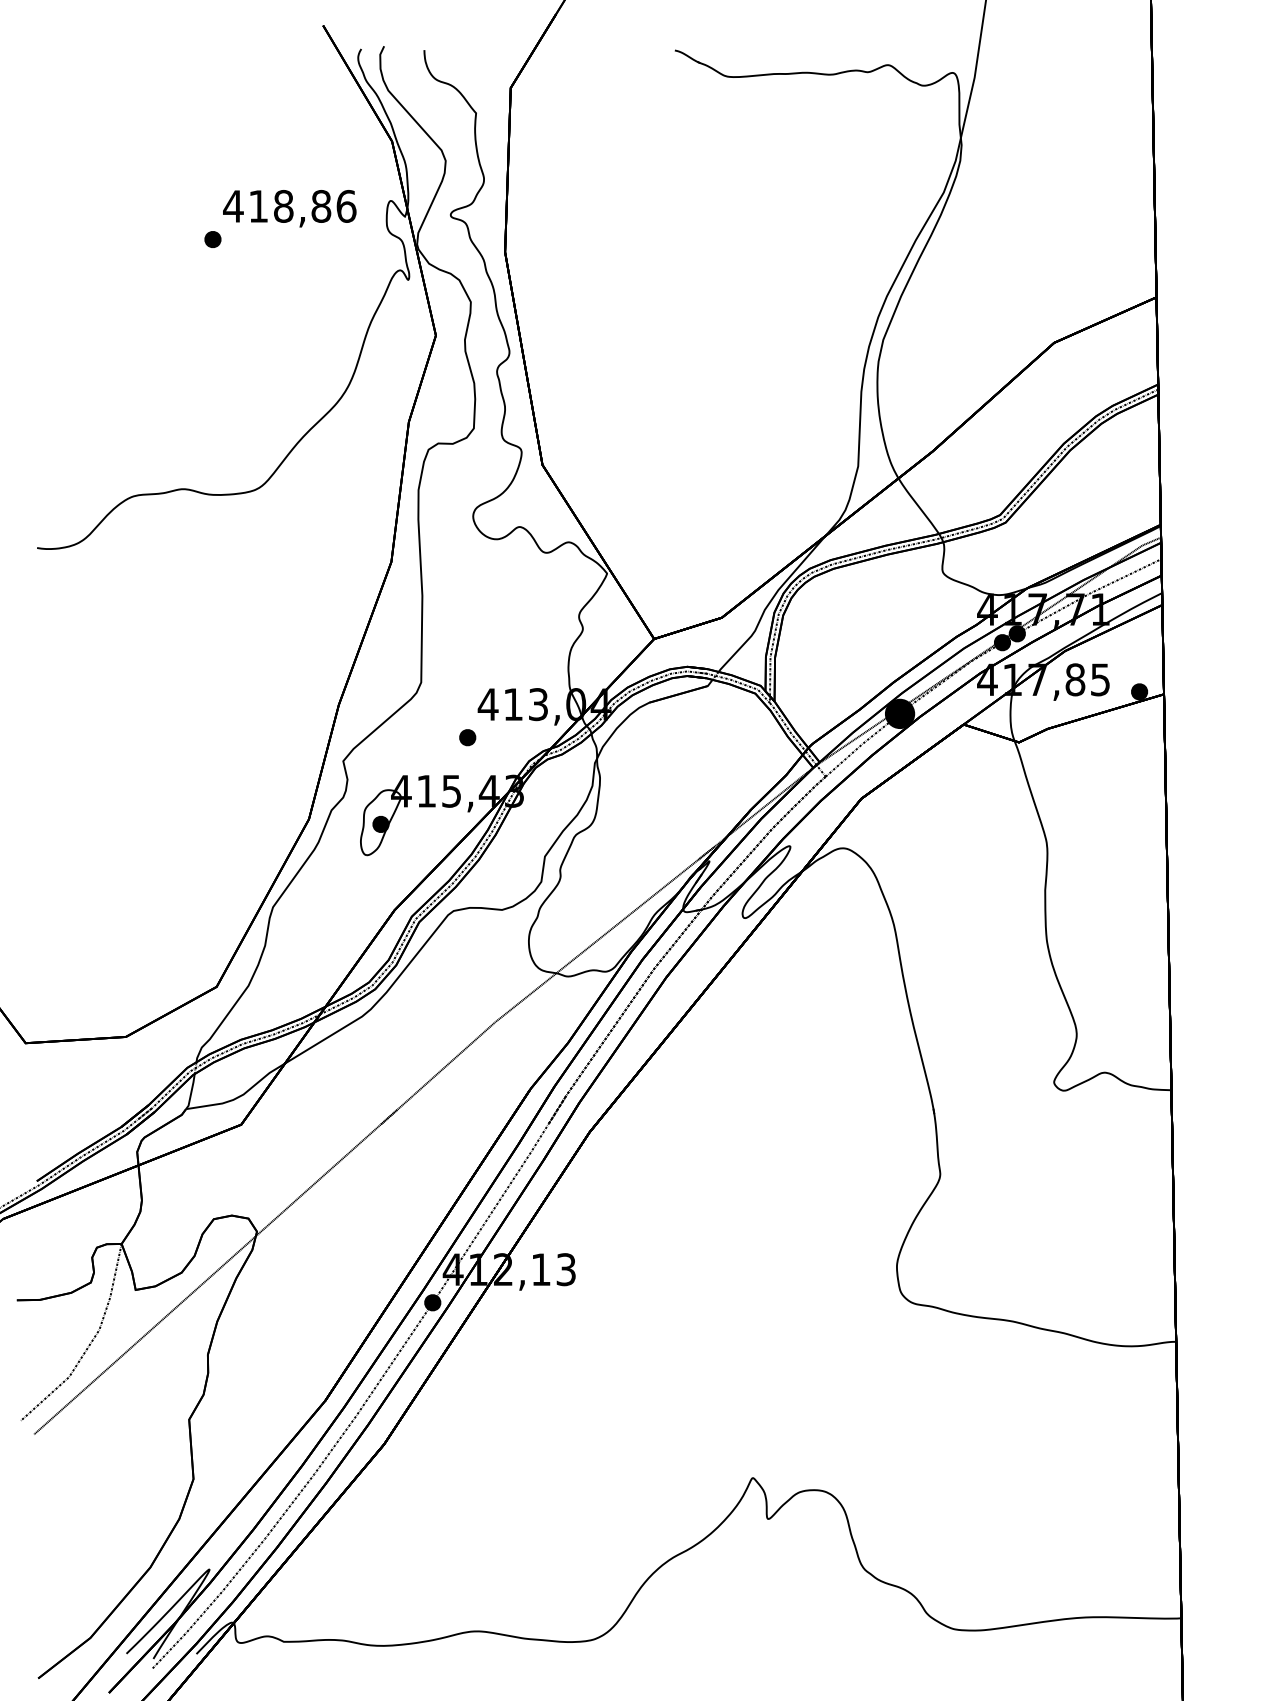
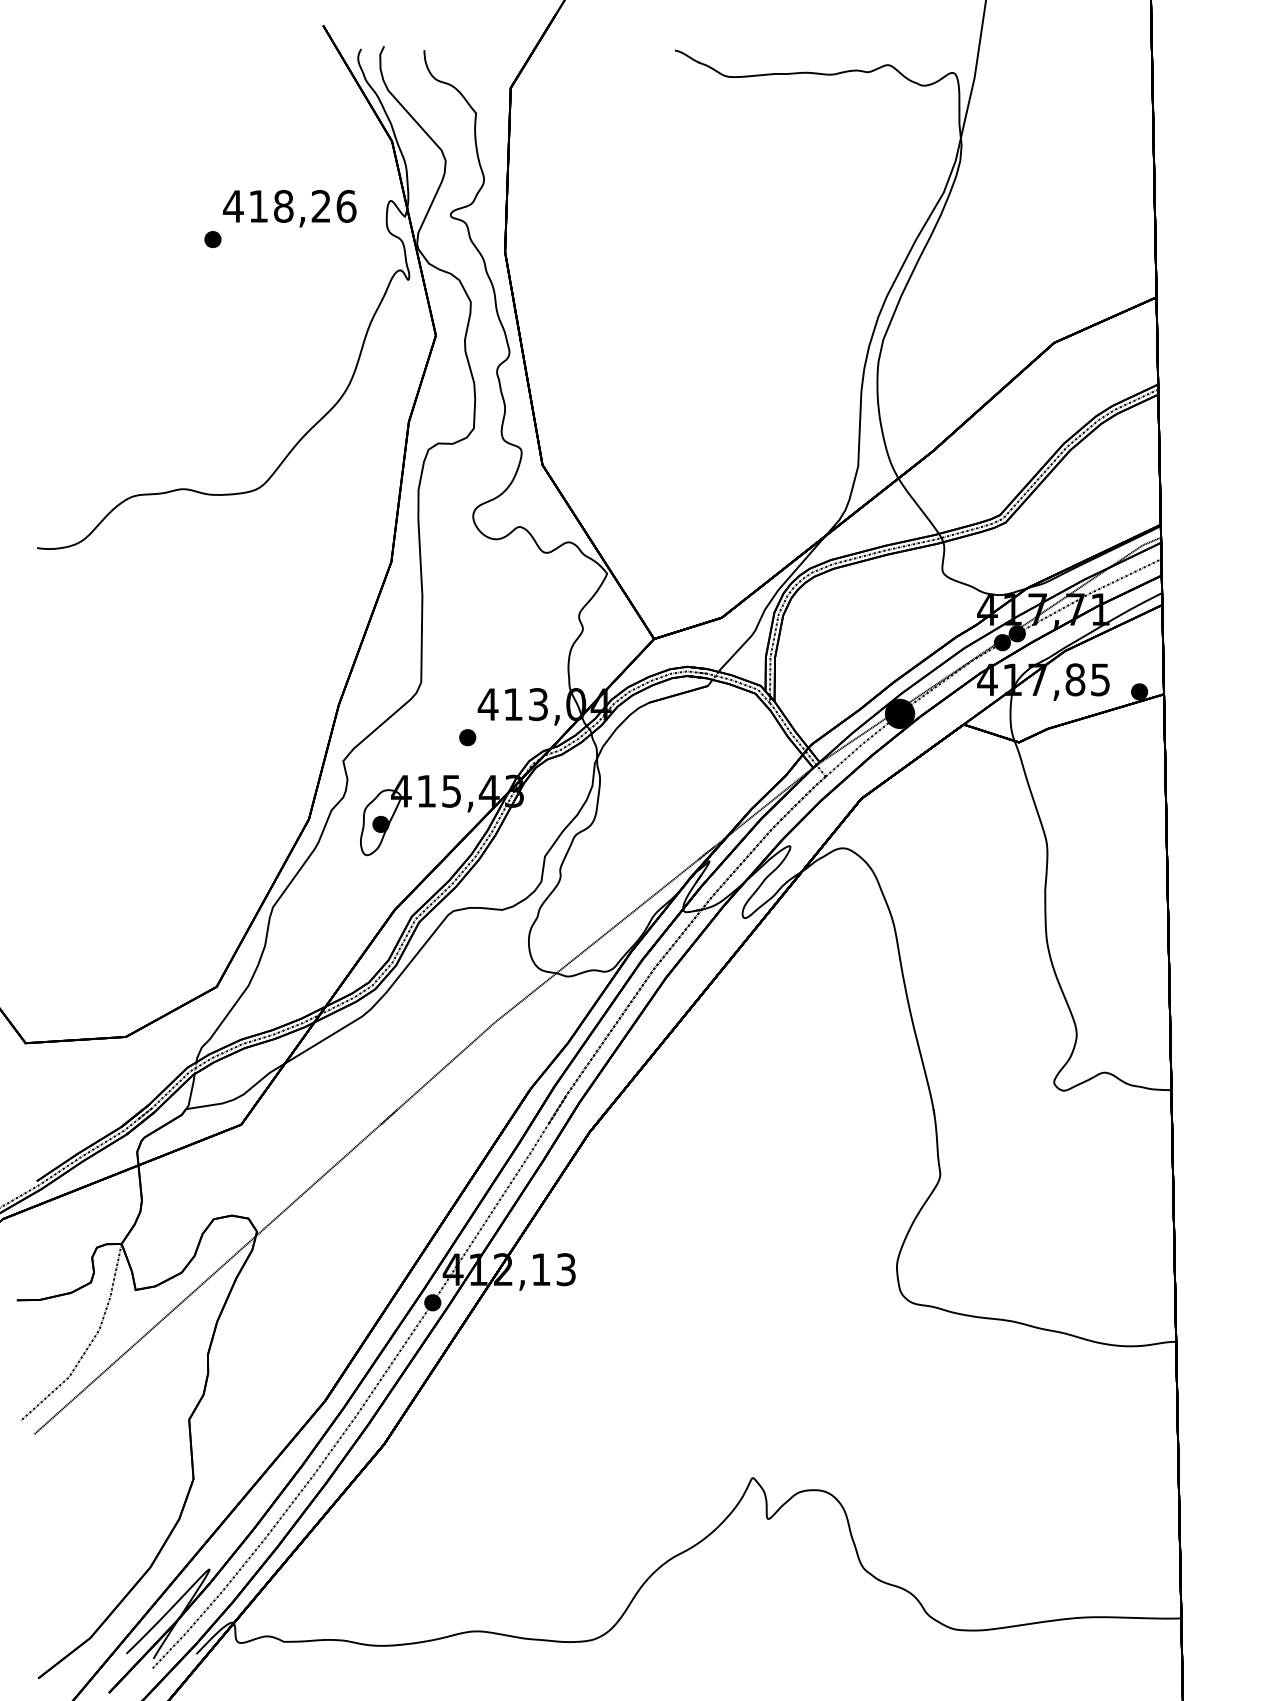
text: 418,86 -> 418,26 (321, 206)
